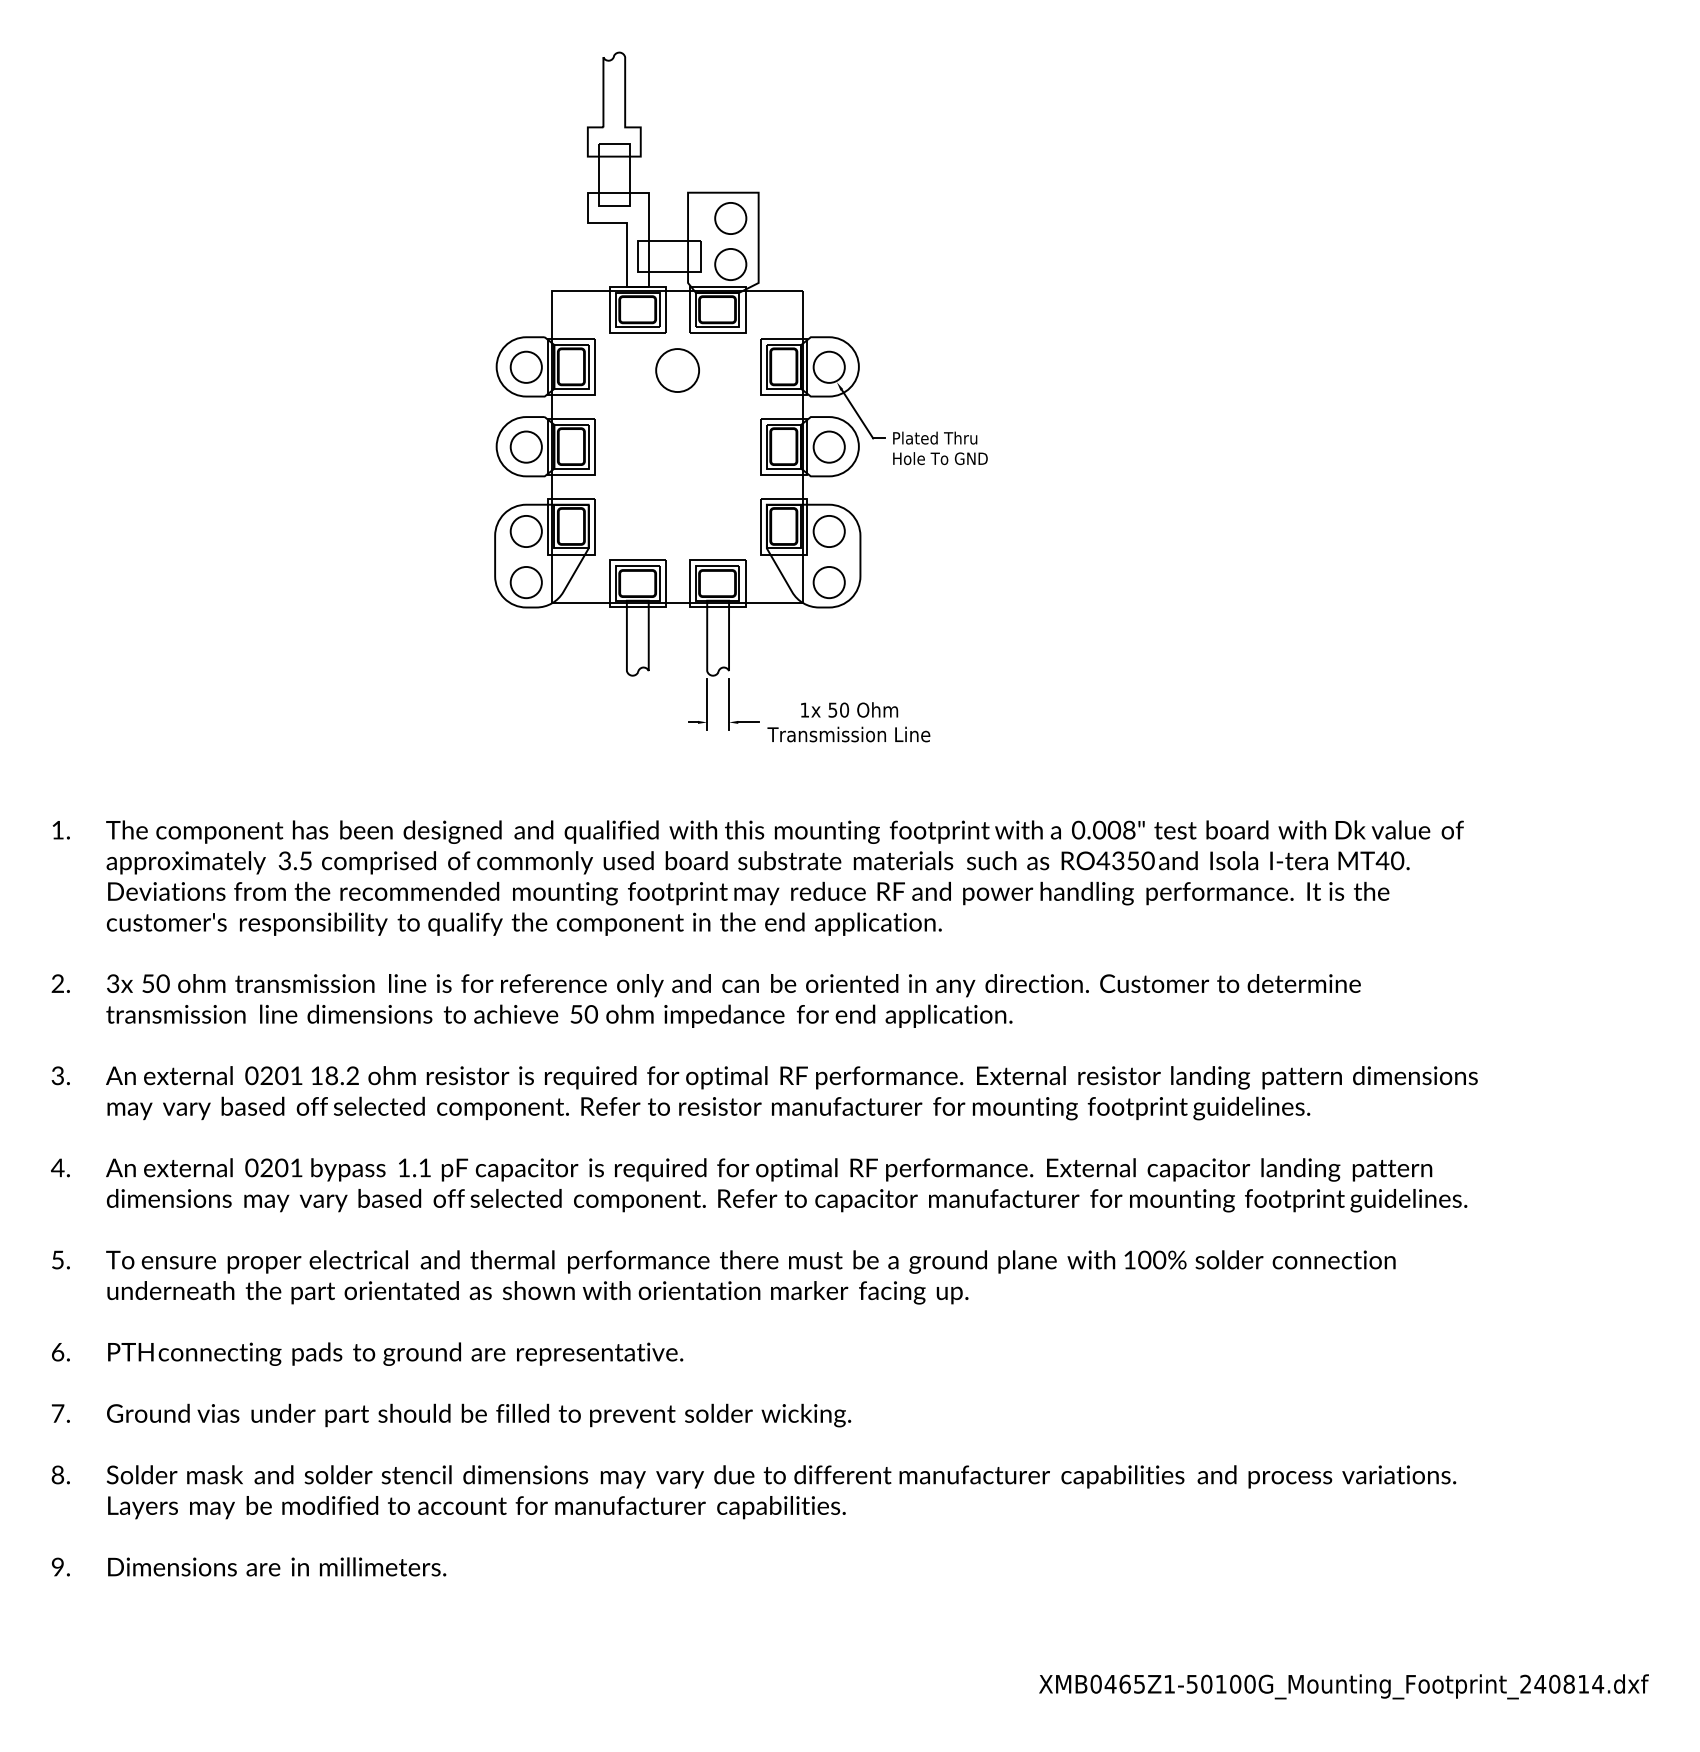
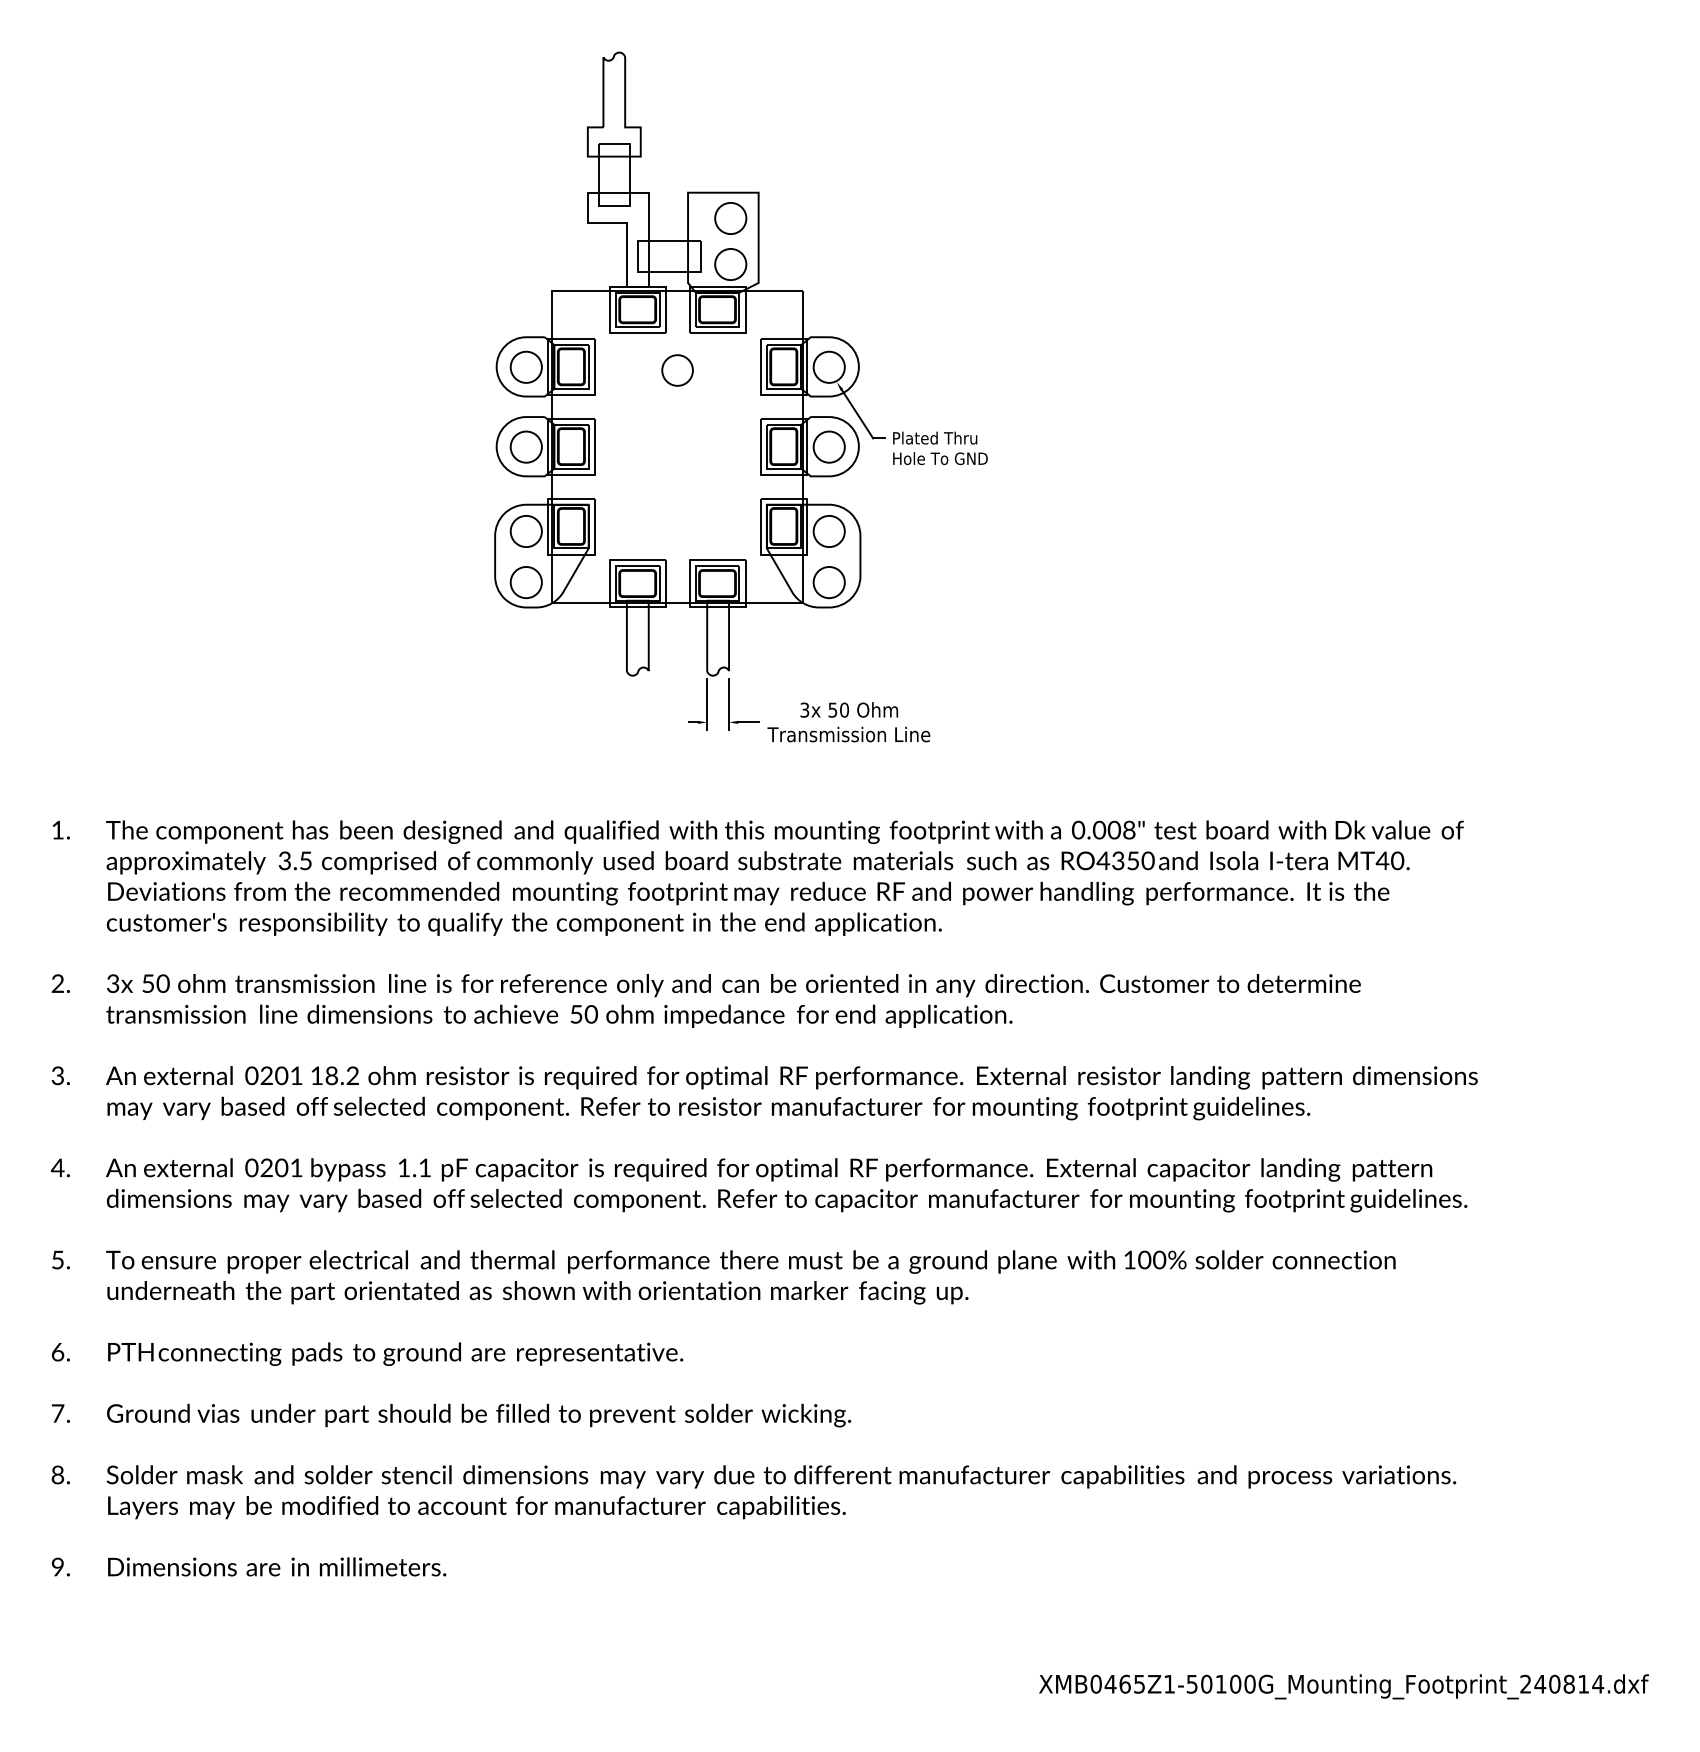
circle size: 45x45 px -> 33x33 px (677, 370)
text: 1x -> 3x (804, 709)
